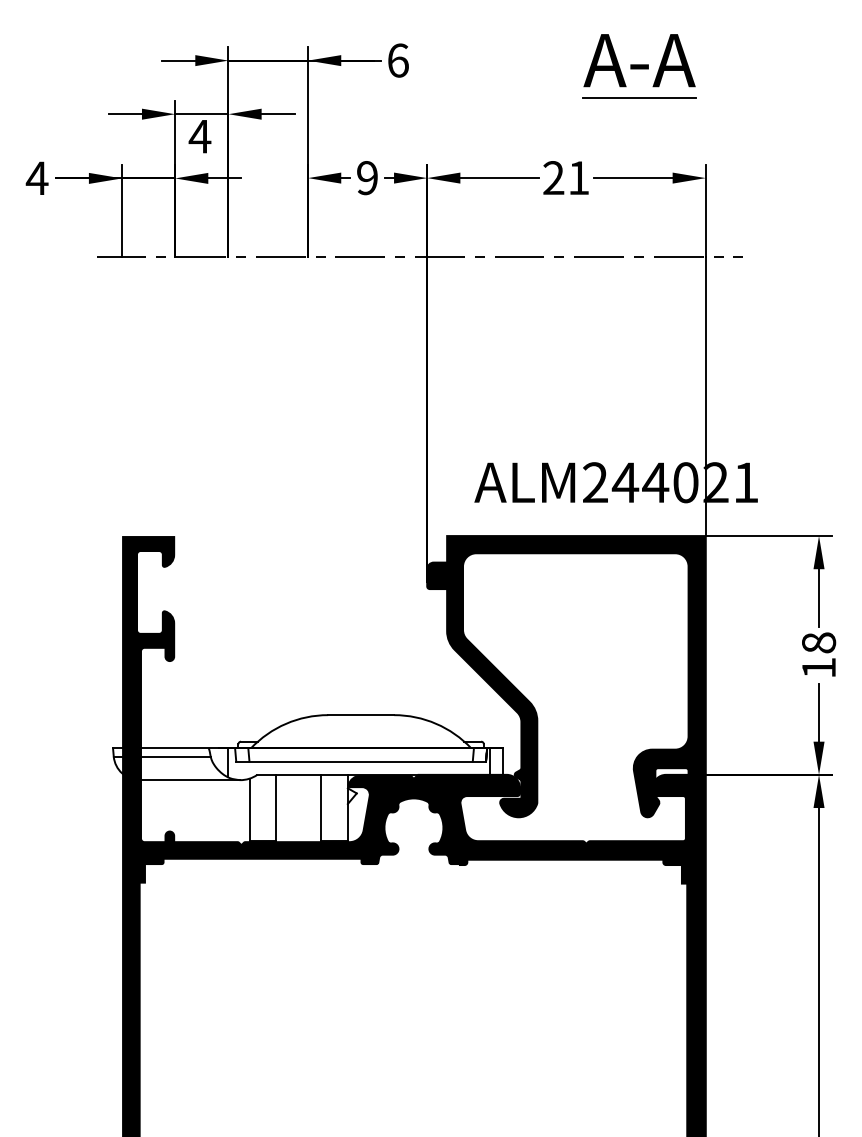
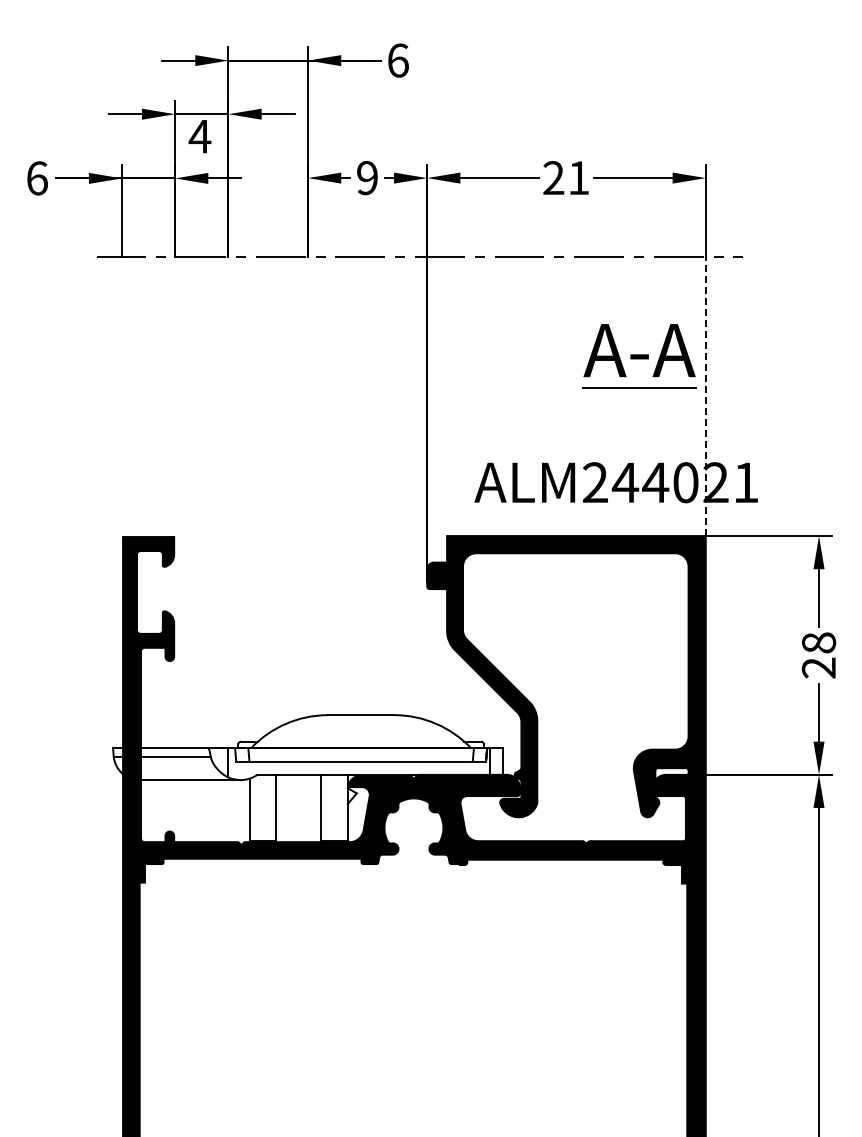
part position: (639, 66) -> (639, 356) (639, 356)
text: 4 -> 6 (36, 178)
line: solid -> dashed (705, 396)
text: 18 -> 28 (818, 667)
